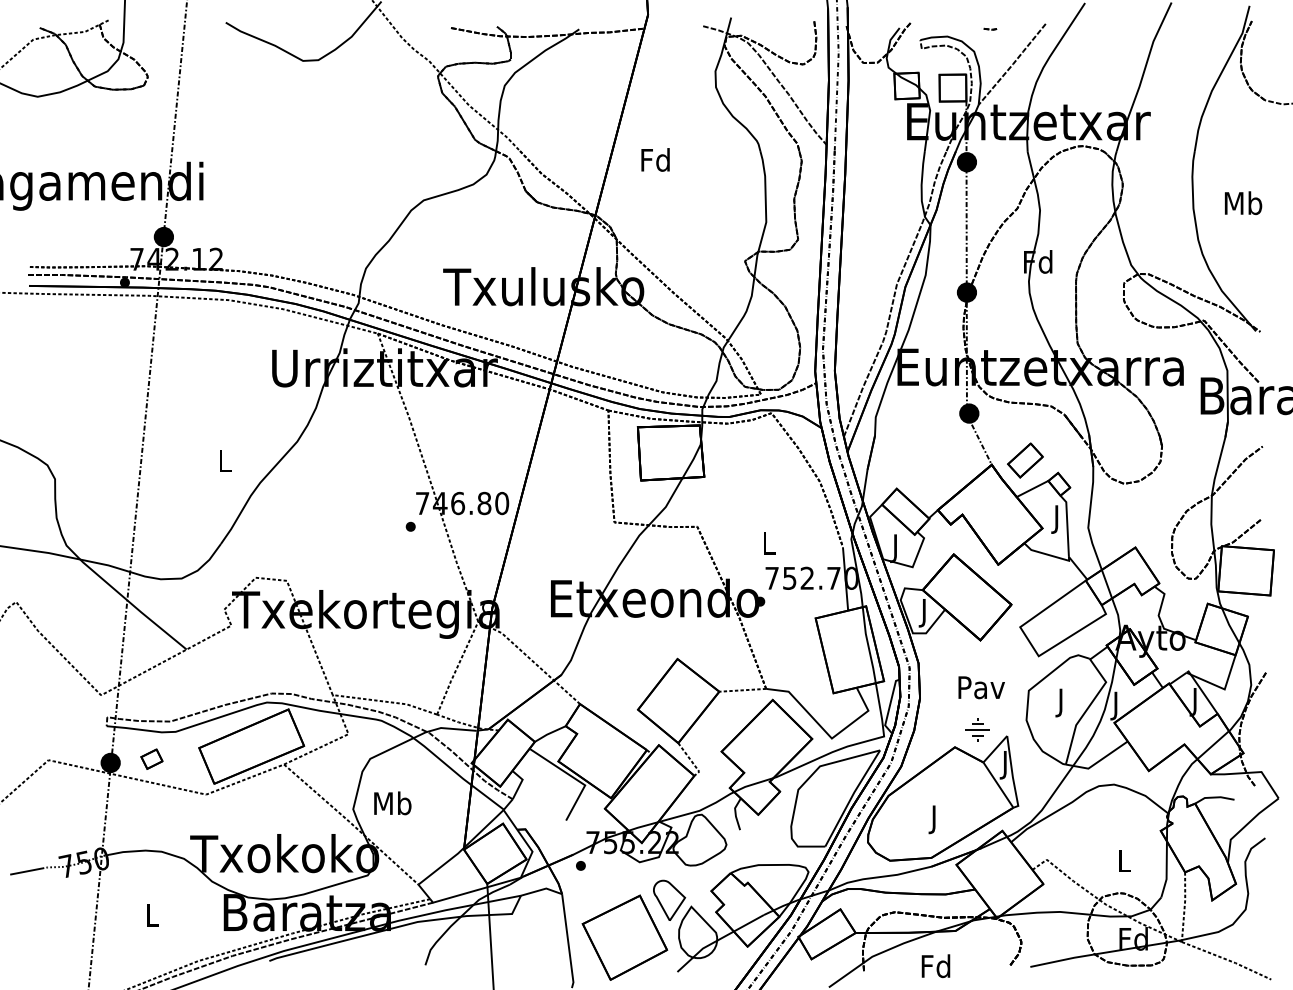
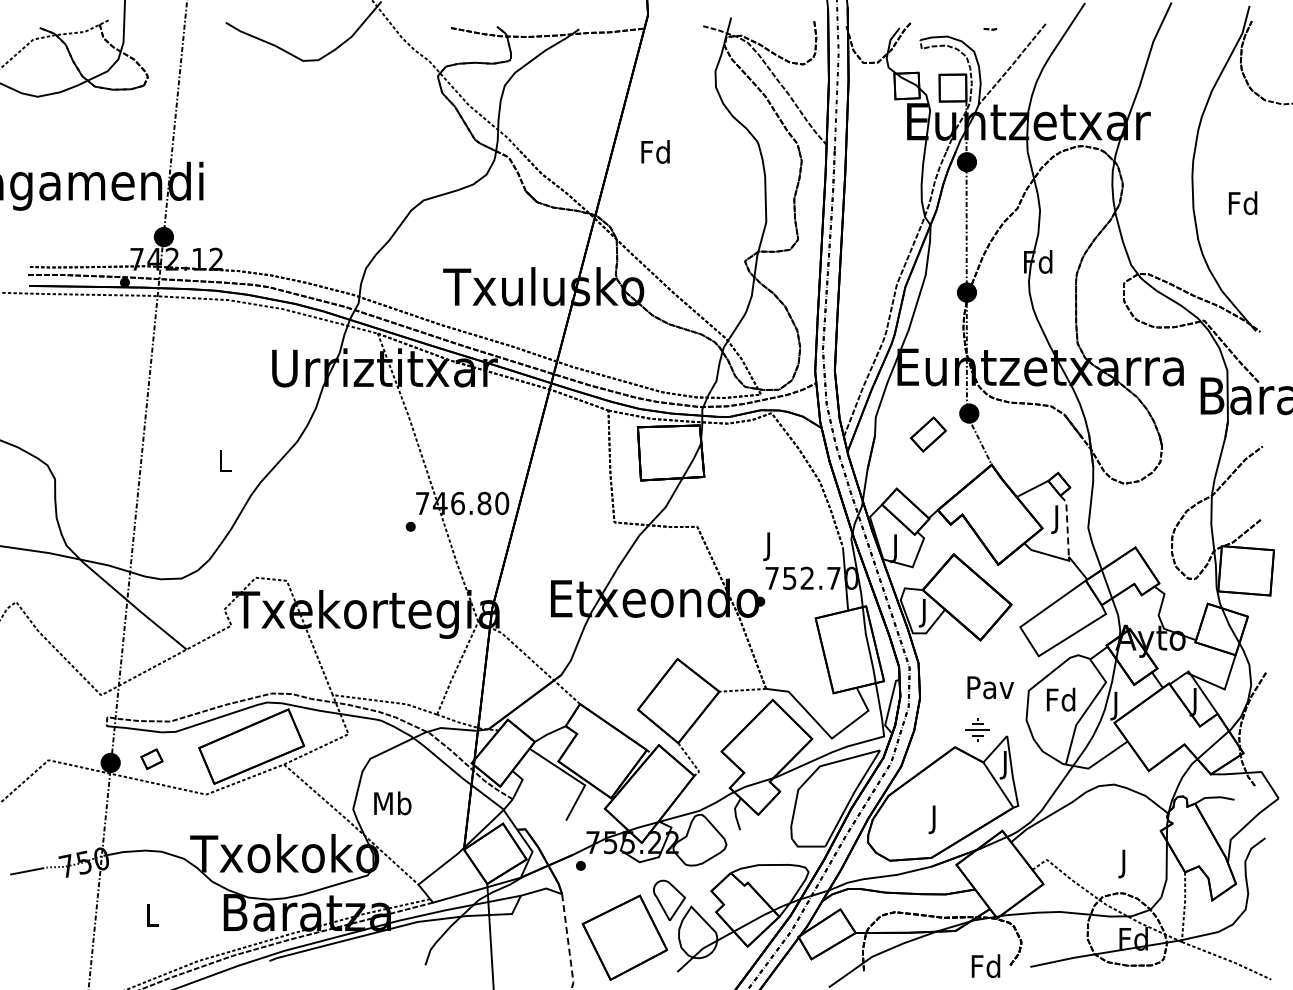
text position: (655, 159) -> (655, 151) (655, 151)
text: Mb -> Fd (1243, 203)
part position: (1025, 460) -> (928, 434) (928, 434)
line: solid -> dashed (1067, 525)
text: L -> J (769, 546)
text position: (981, 687) -> (990, 687) (990, 687)
text: J -> Fd (1060, 702)
text: L -> J (1124, 863)
line: solid -> dashed (568, 941)
text position: (935, 966) -> (985, 966) (985, 966)
